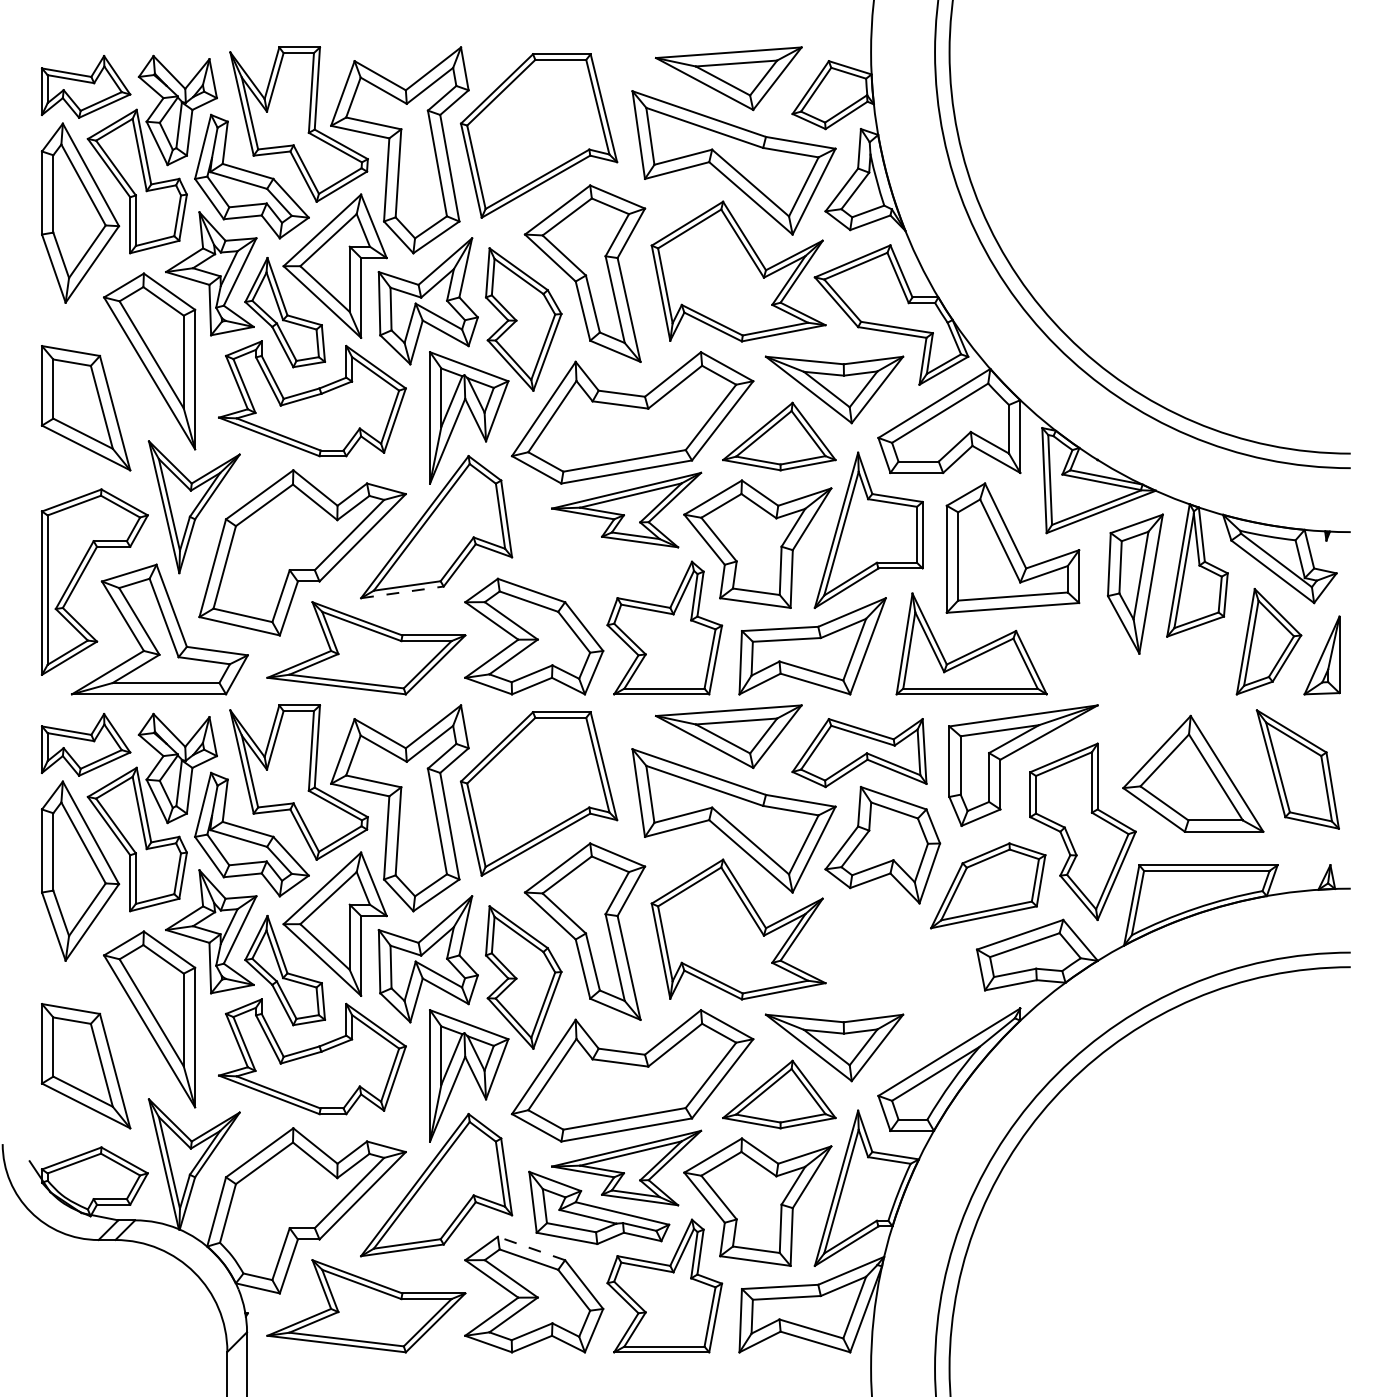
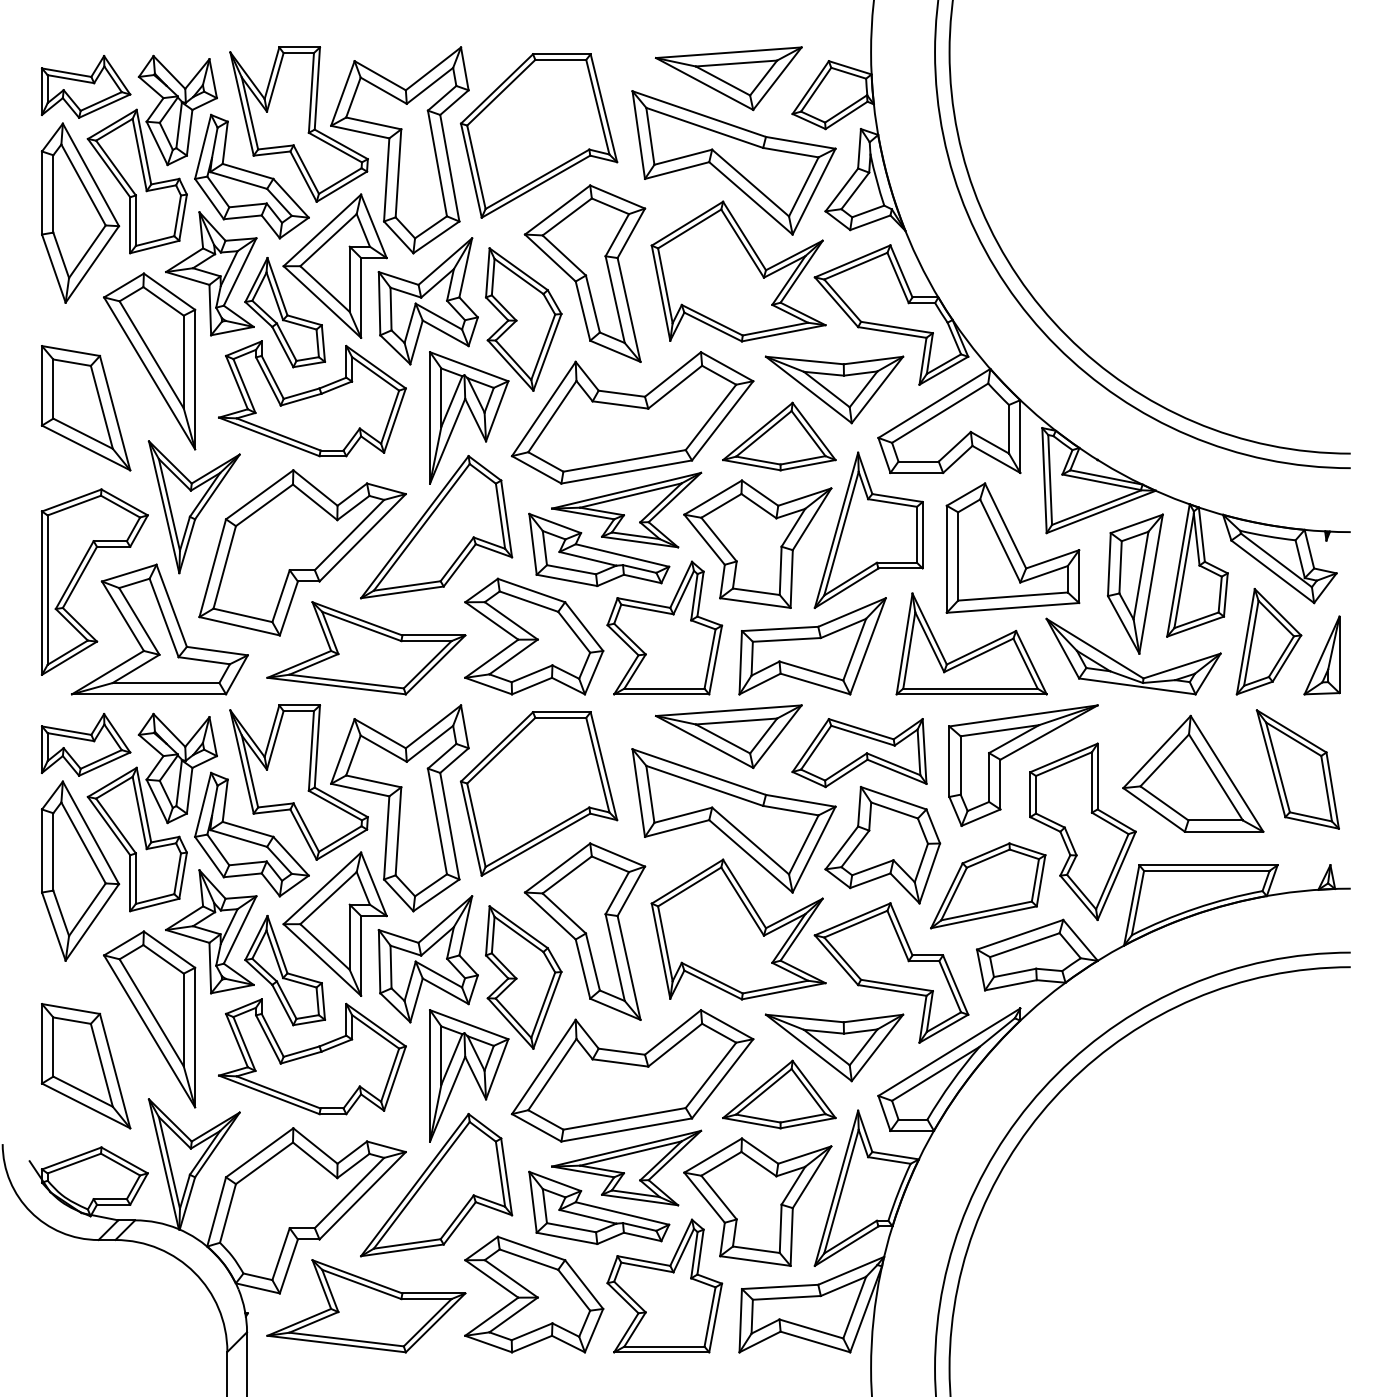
part: none -> present (599, 549)
line: dashed -> solid (402, 592)
part: none -> present (1126, 666)
part: none -> present (891, 972)
line: dashed -> solid (531, 1248)
